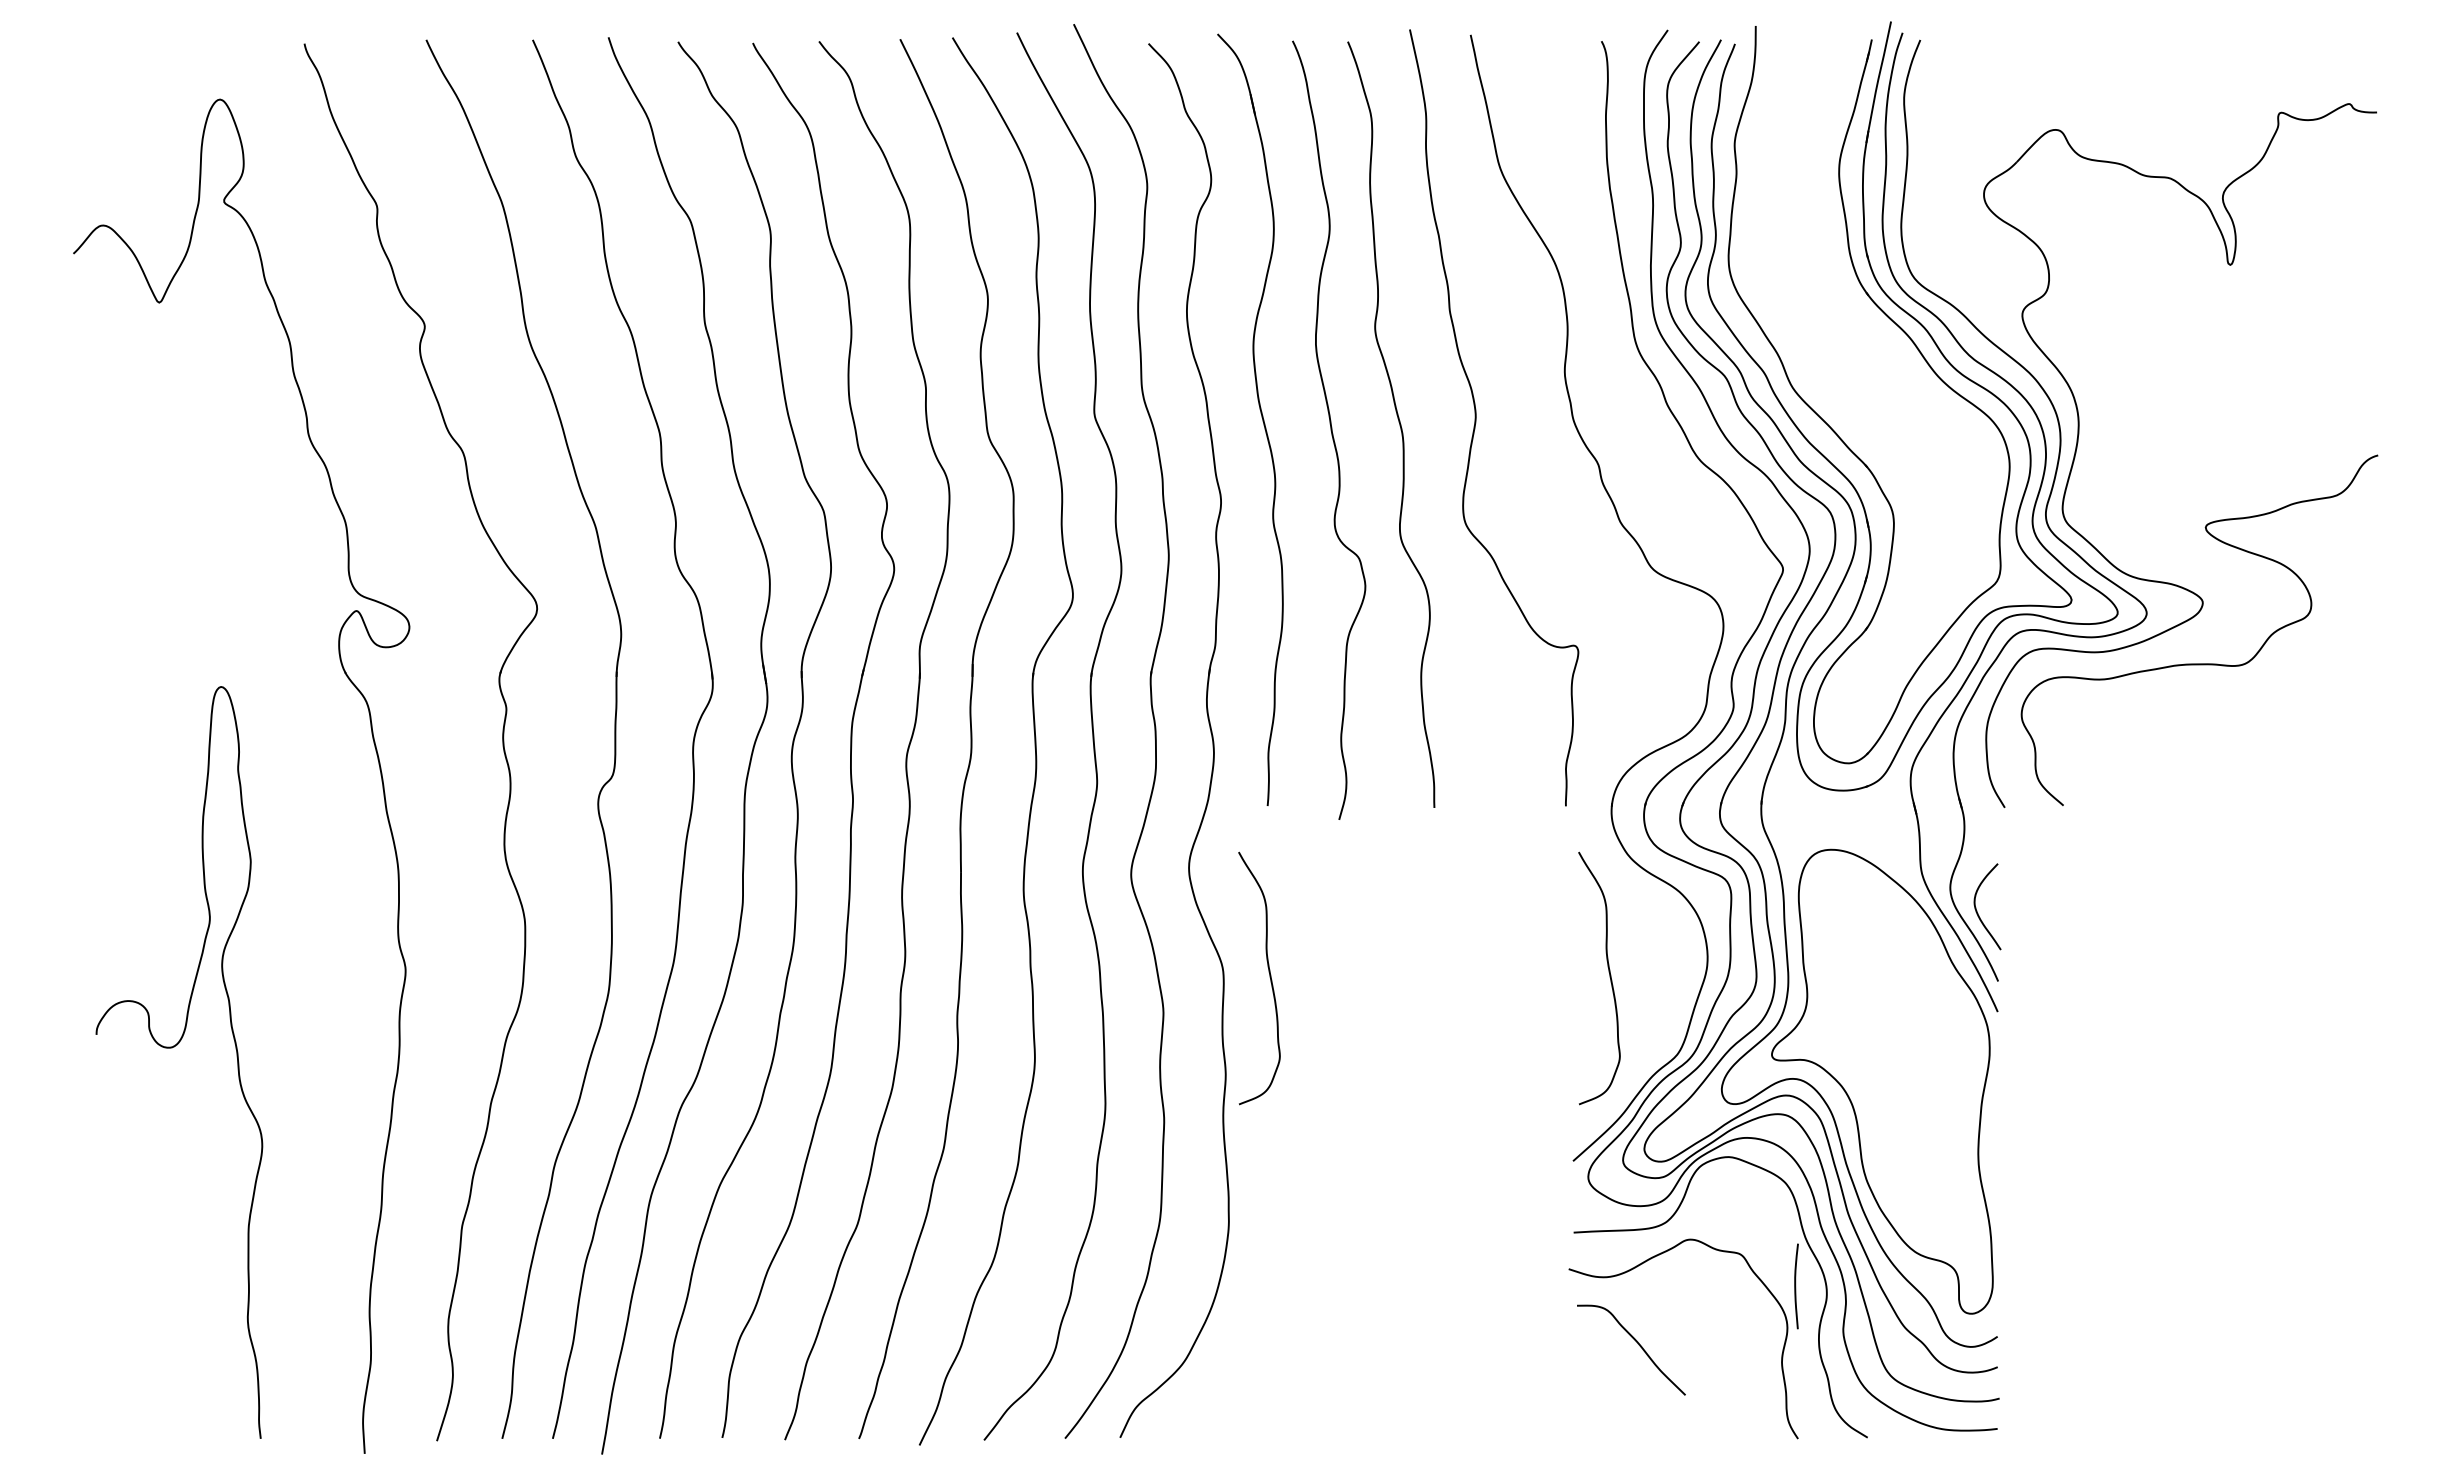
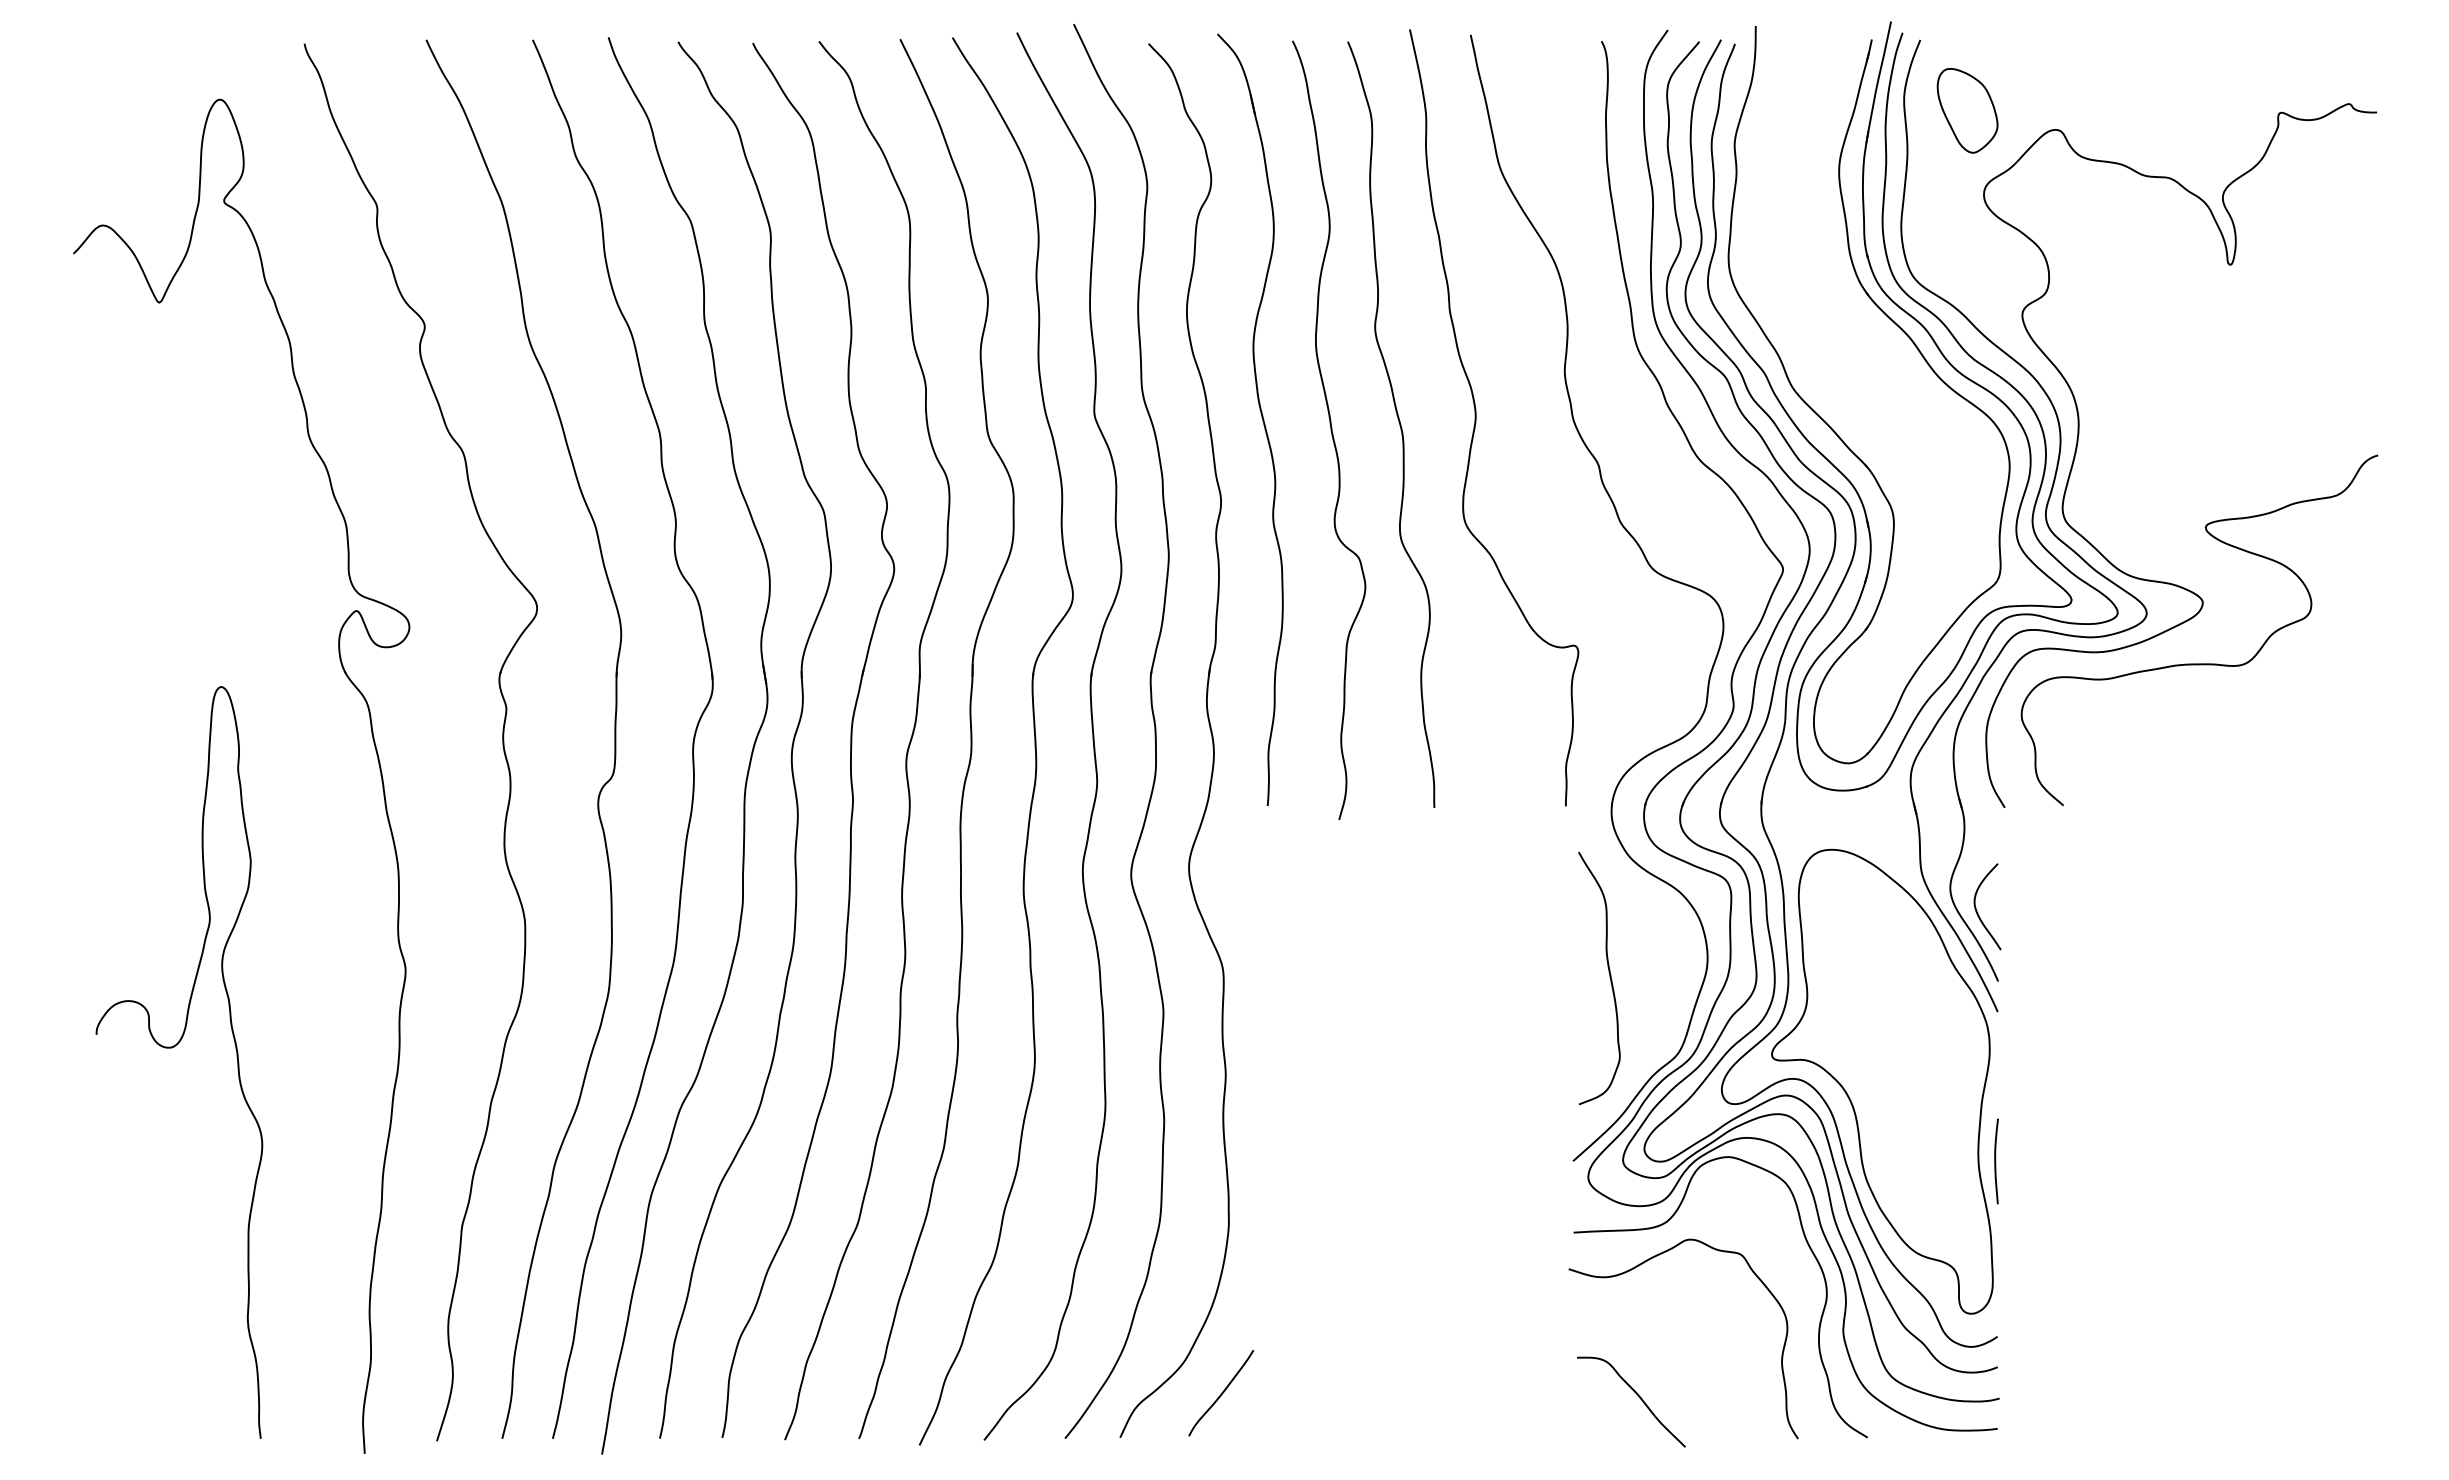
part: none -> present (1967, 110)
curve: present -> none (1269, 977)
curve position: (1796, 1286) -> (1996, 1161) (1996, 1161)
curve position: (1638, 1345) -> (1638, 1397) (1638, 1397)
curve: none -> present (1221, 1393)
